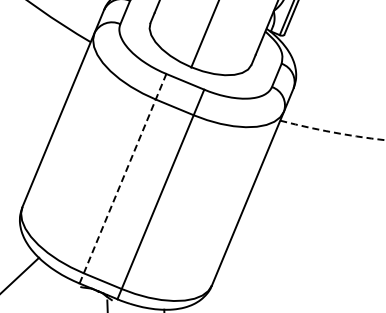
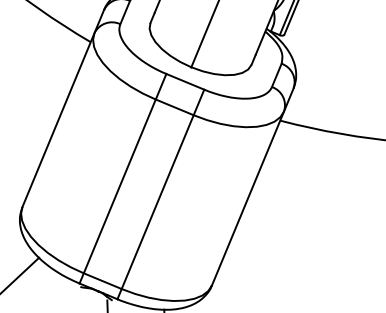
arc: dashed -> solid (332, 132)
line: dashed -> solid (123, 178)
